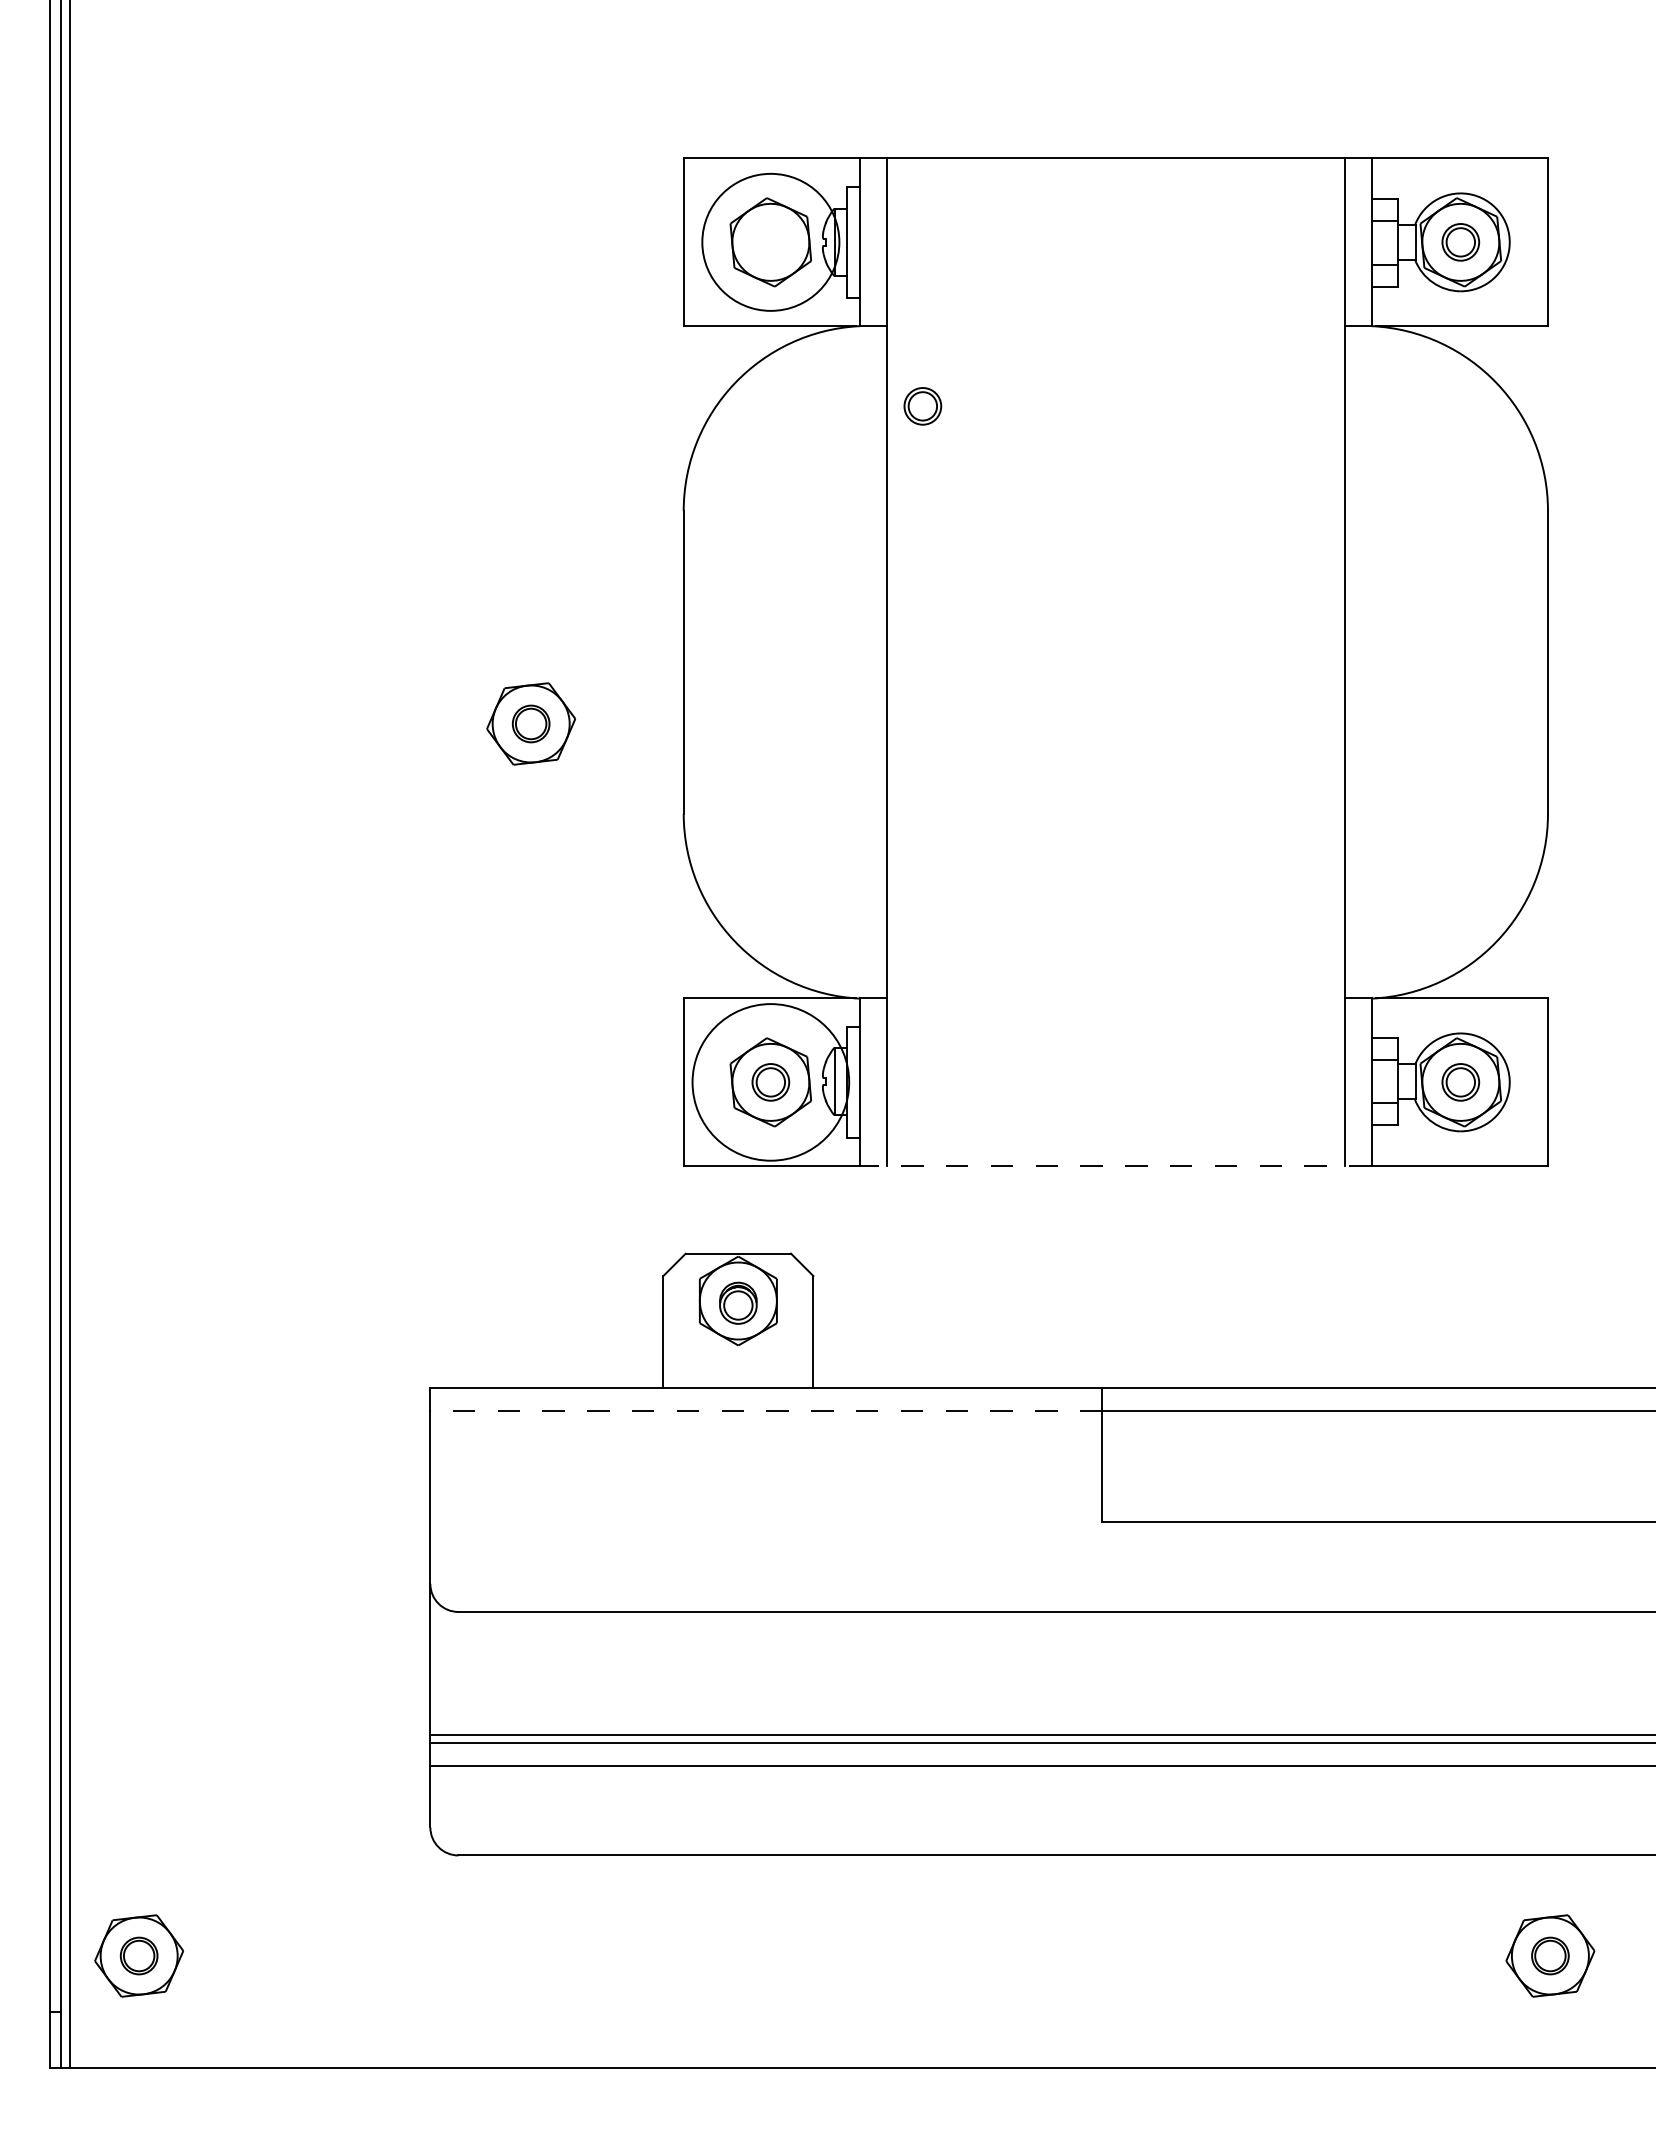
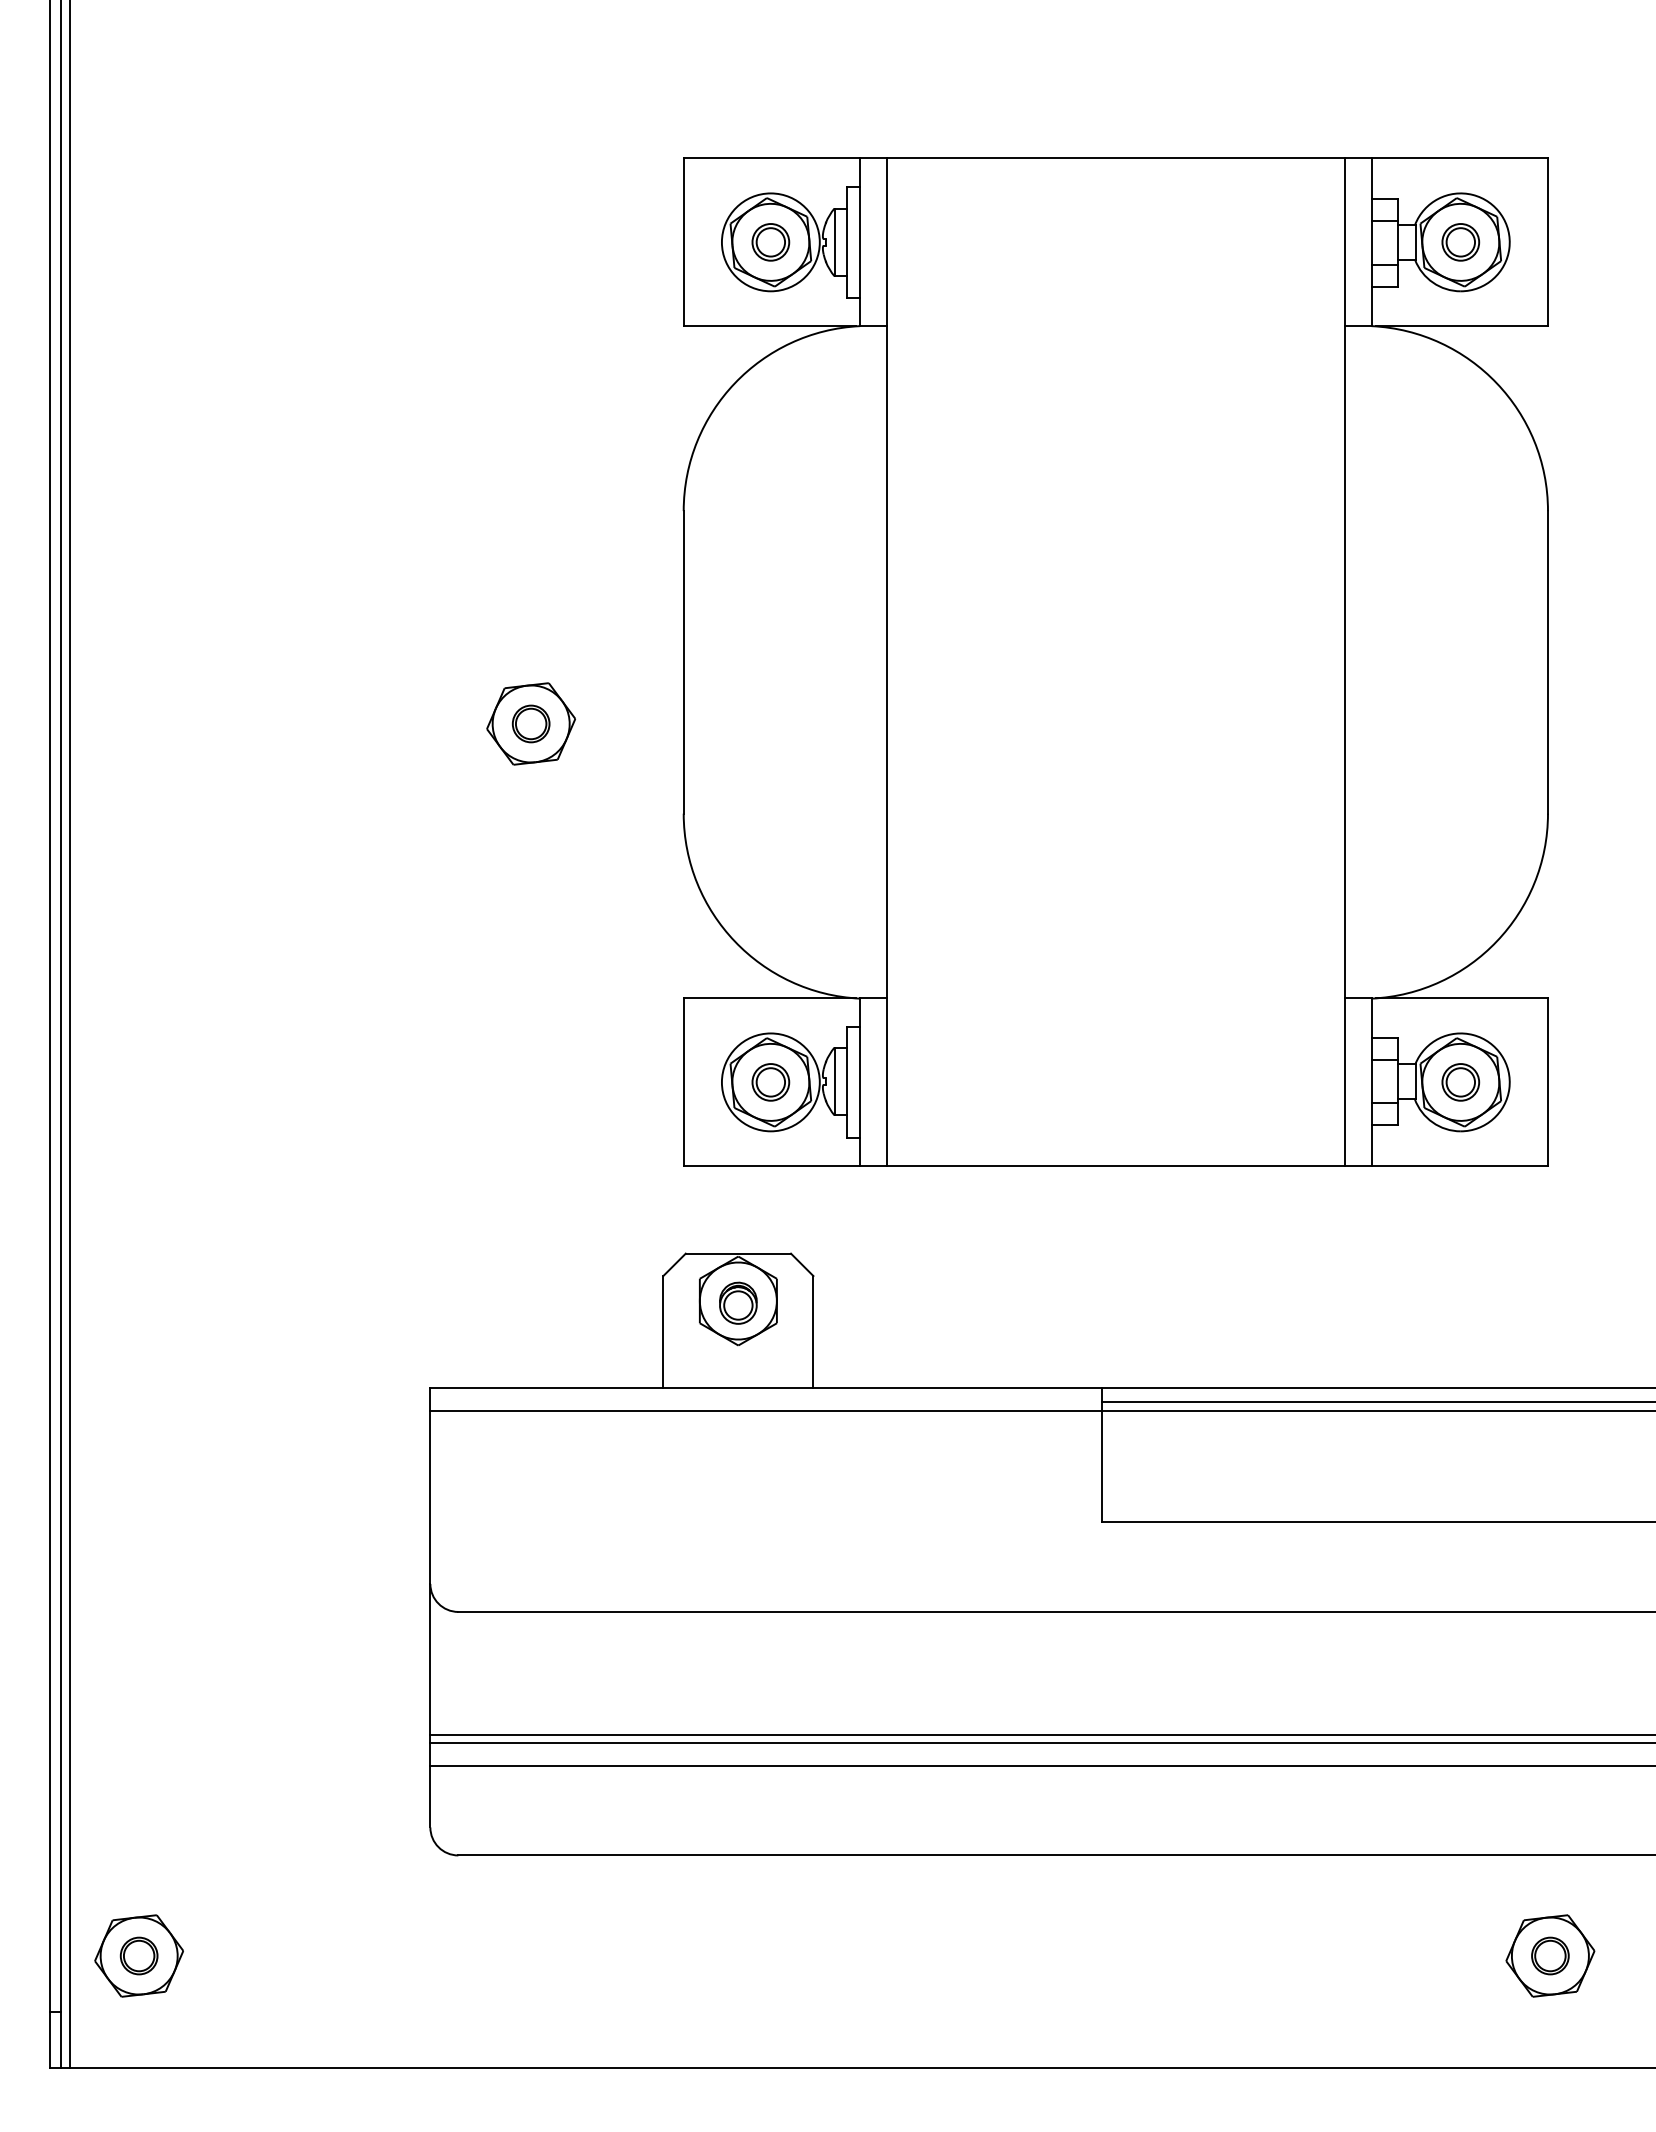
circle diameter: 137 px -> 98 px (770, 242)
part position: (922, 406) -> (770, 242) (770, 242)
circle diameter: 157 px -> 98 px (770, 1082)
line: dashed -> solid (1115, 1166)
line: none -> present (1377, 1402)
line: dashed -> solid (765, 1411)
